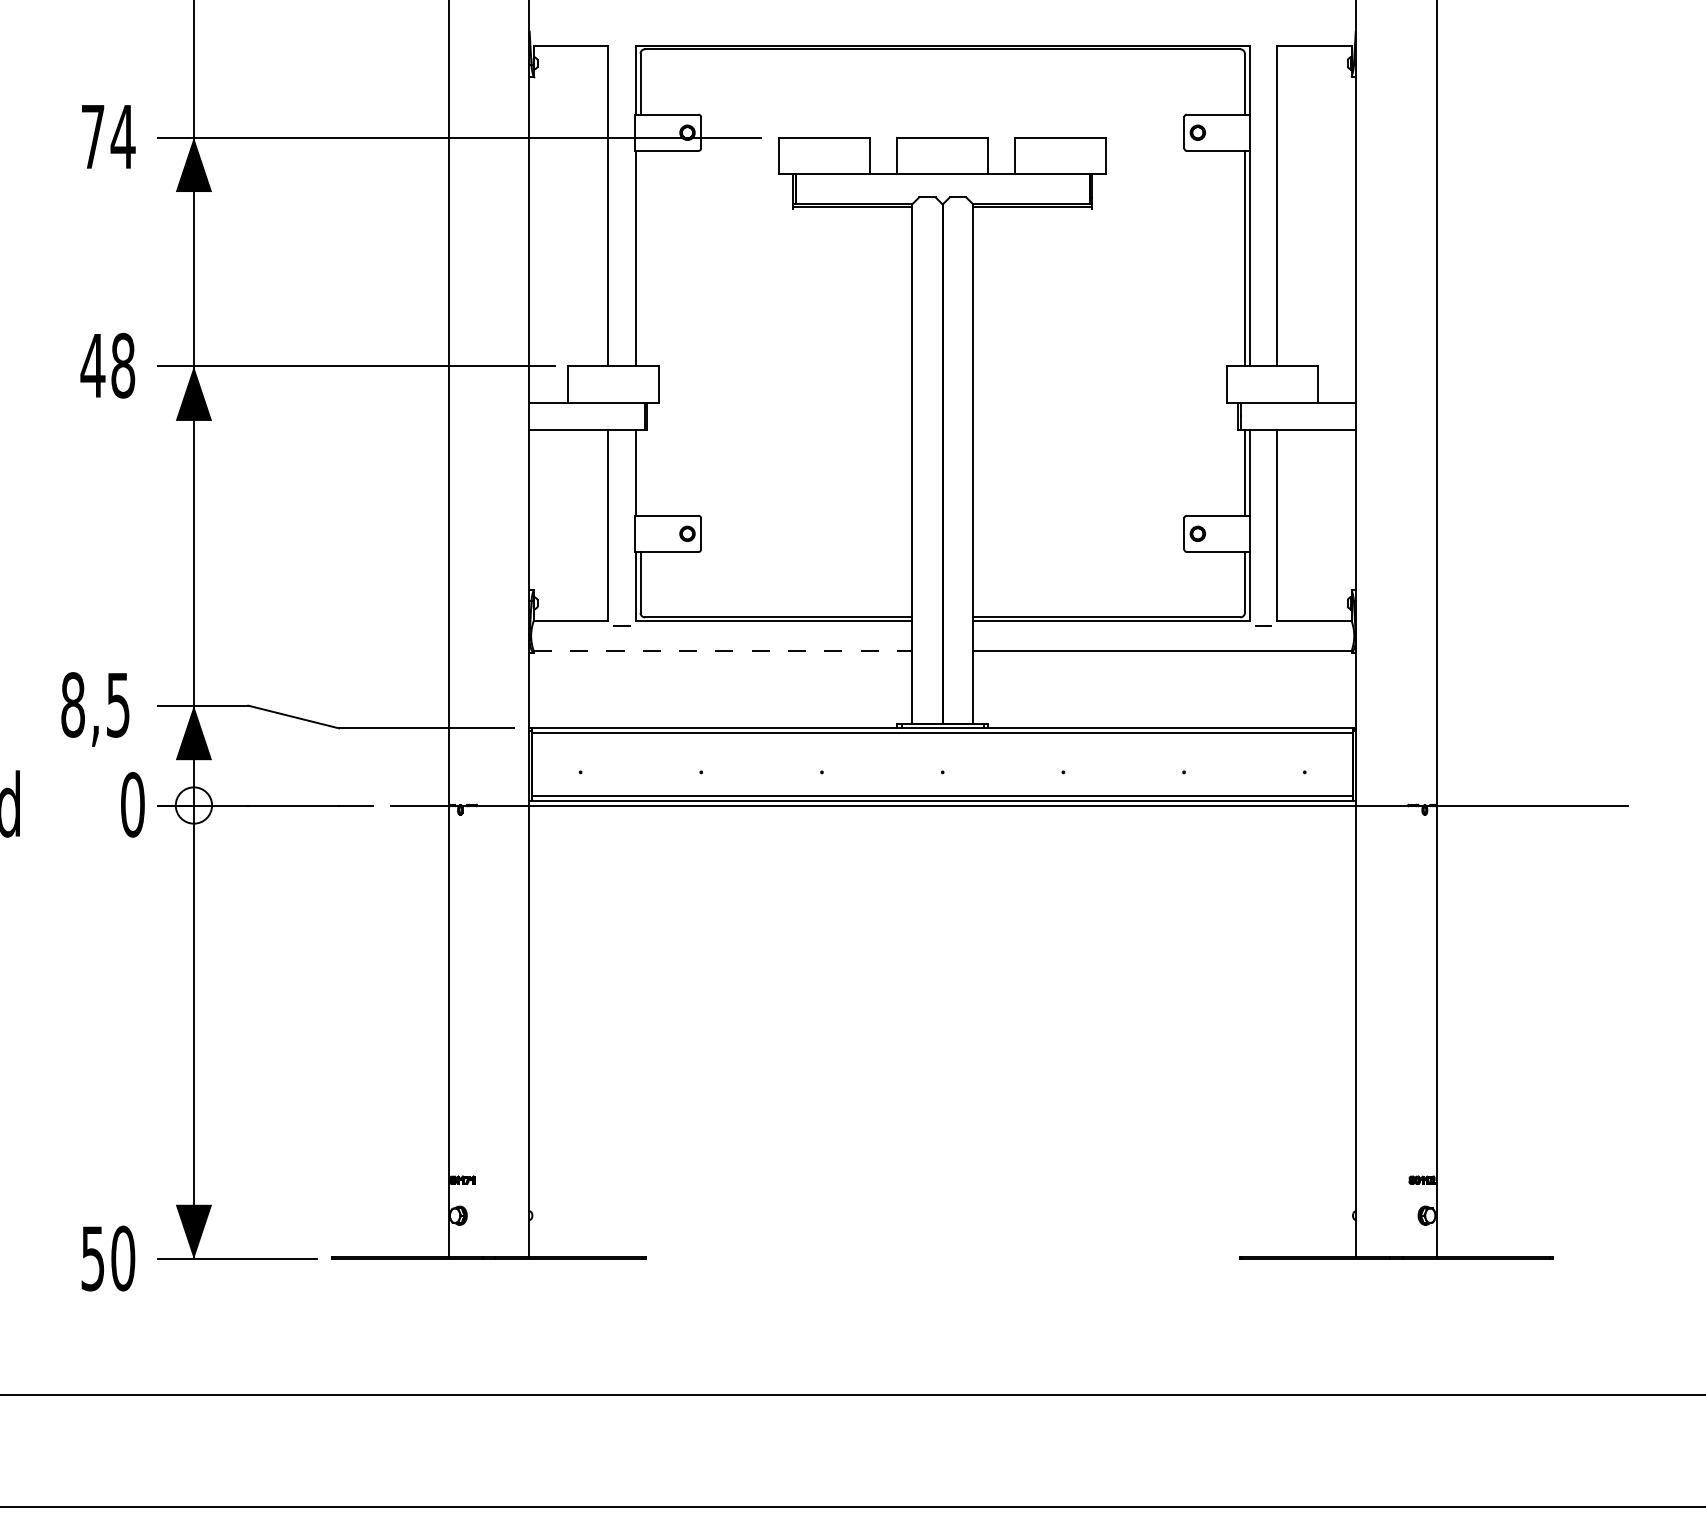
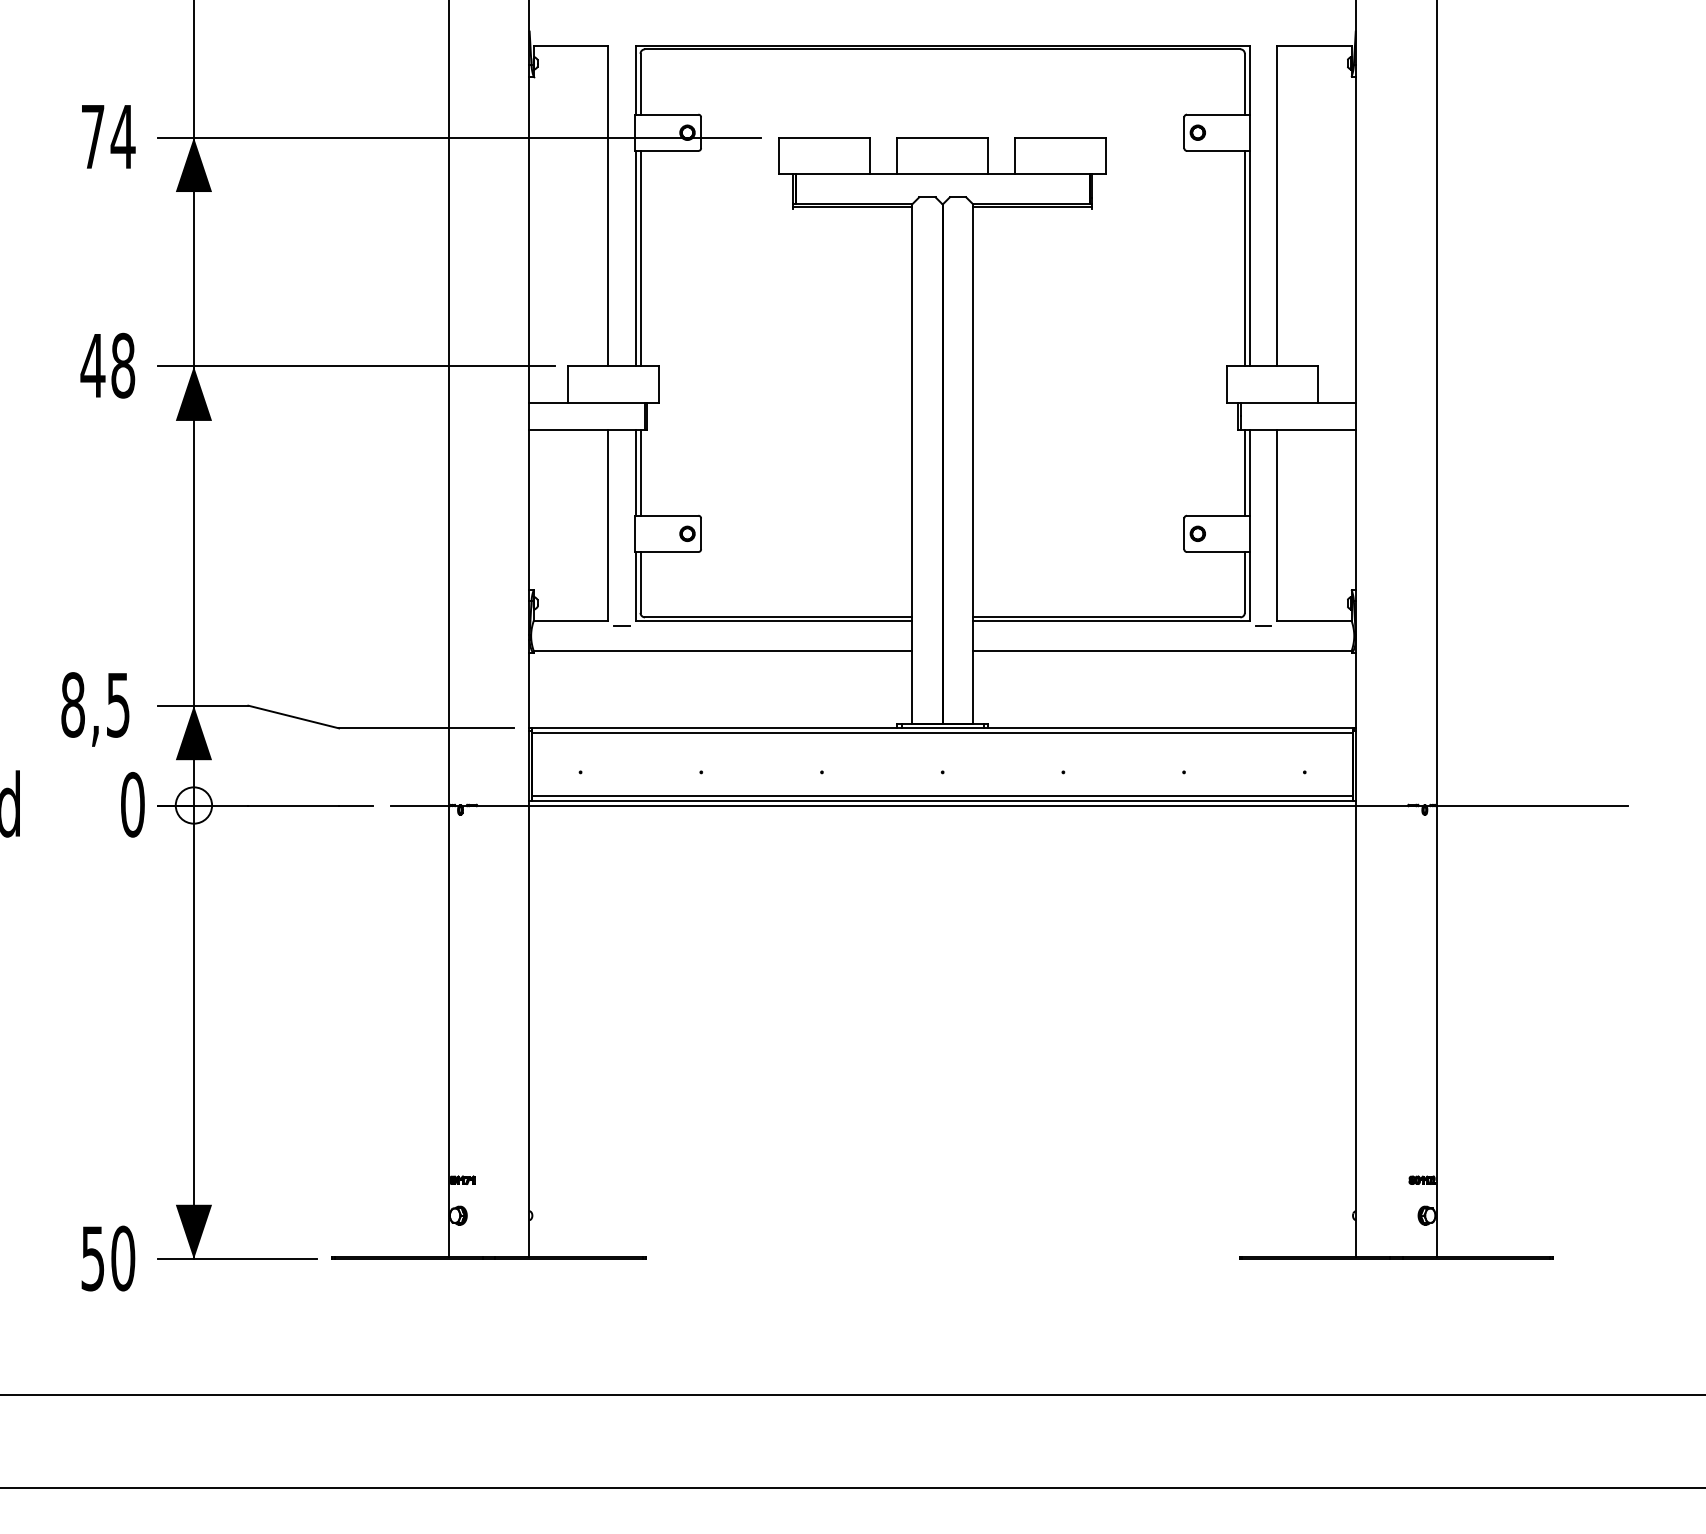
line: none -> present (640, 258)
line: none -> present (640, 472)
line: dashed -> solid (723, 651)
line position: (852, 1507) -> (852, 1488) (852, 1488)
